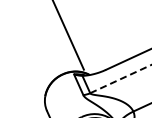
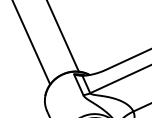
line position: (68, 35) -> (62, 36) (62, 36)
line: none -> present (31, 43)
line: dashed -> solid (121, 78)
